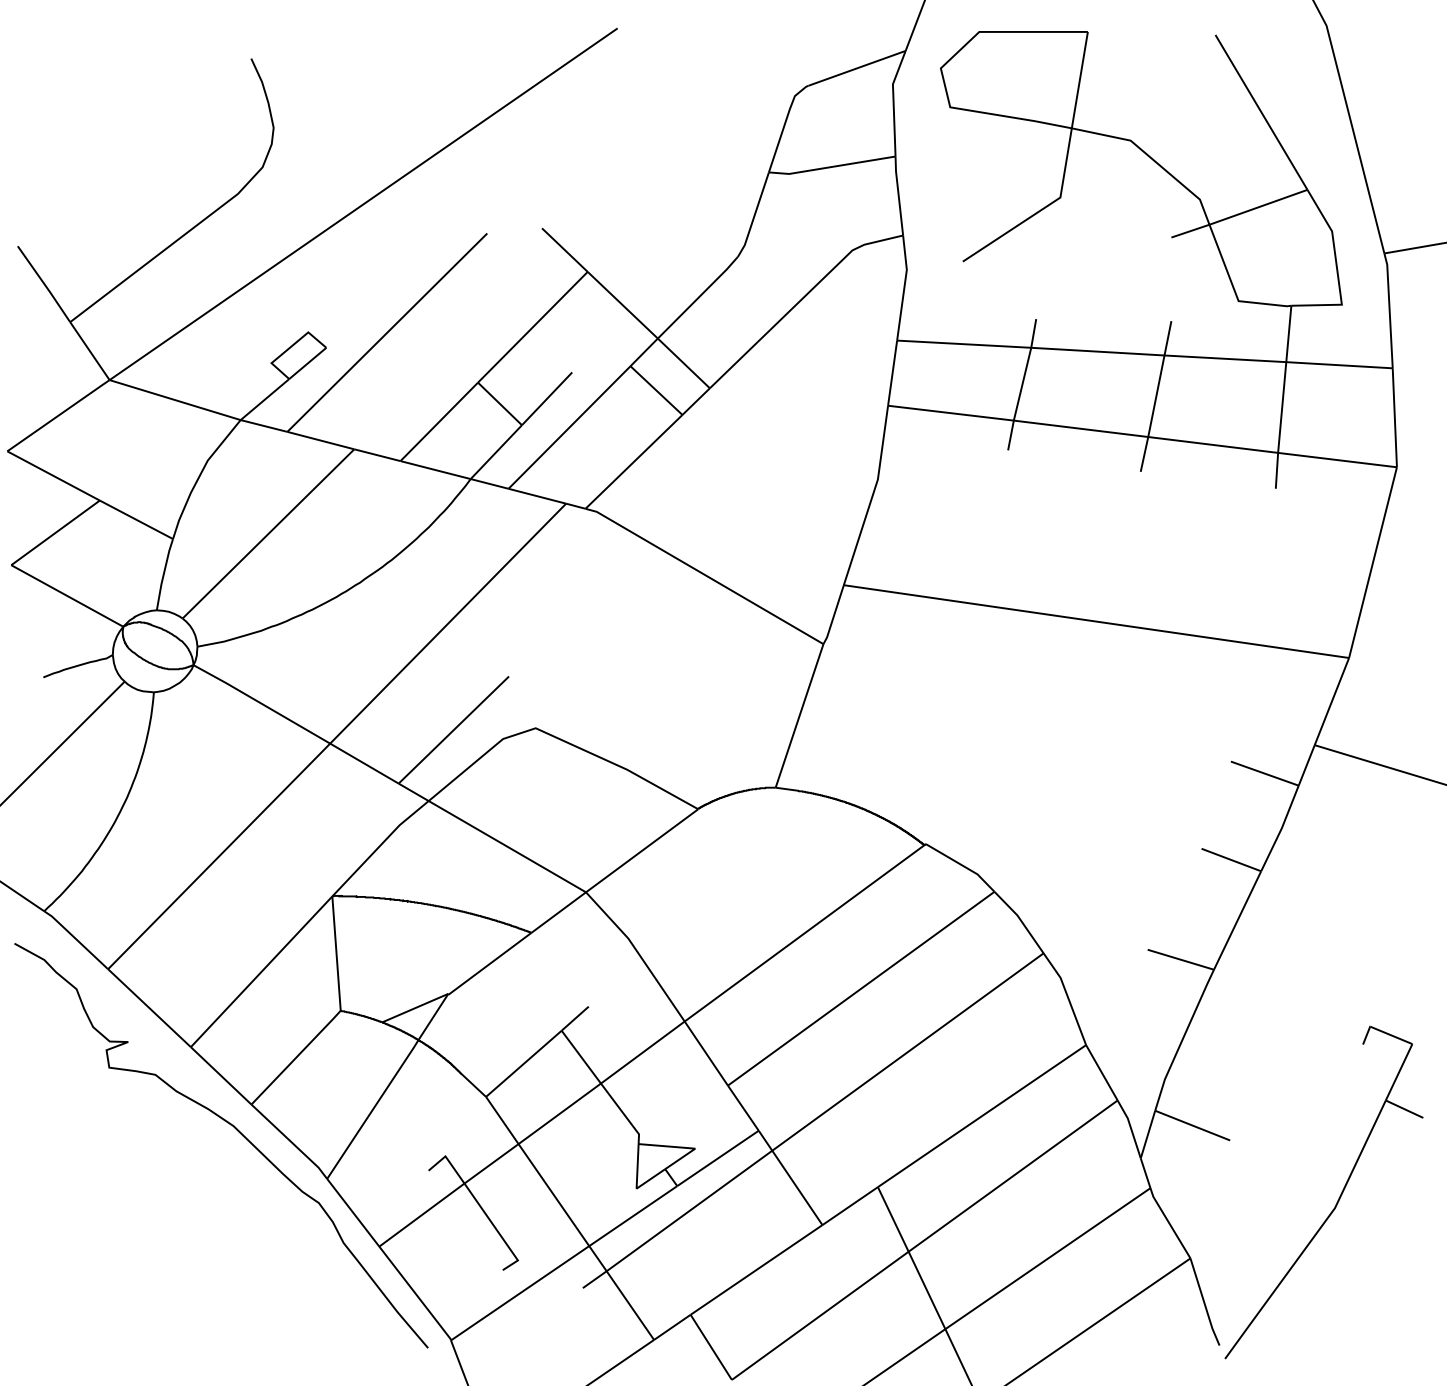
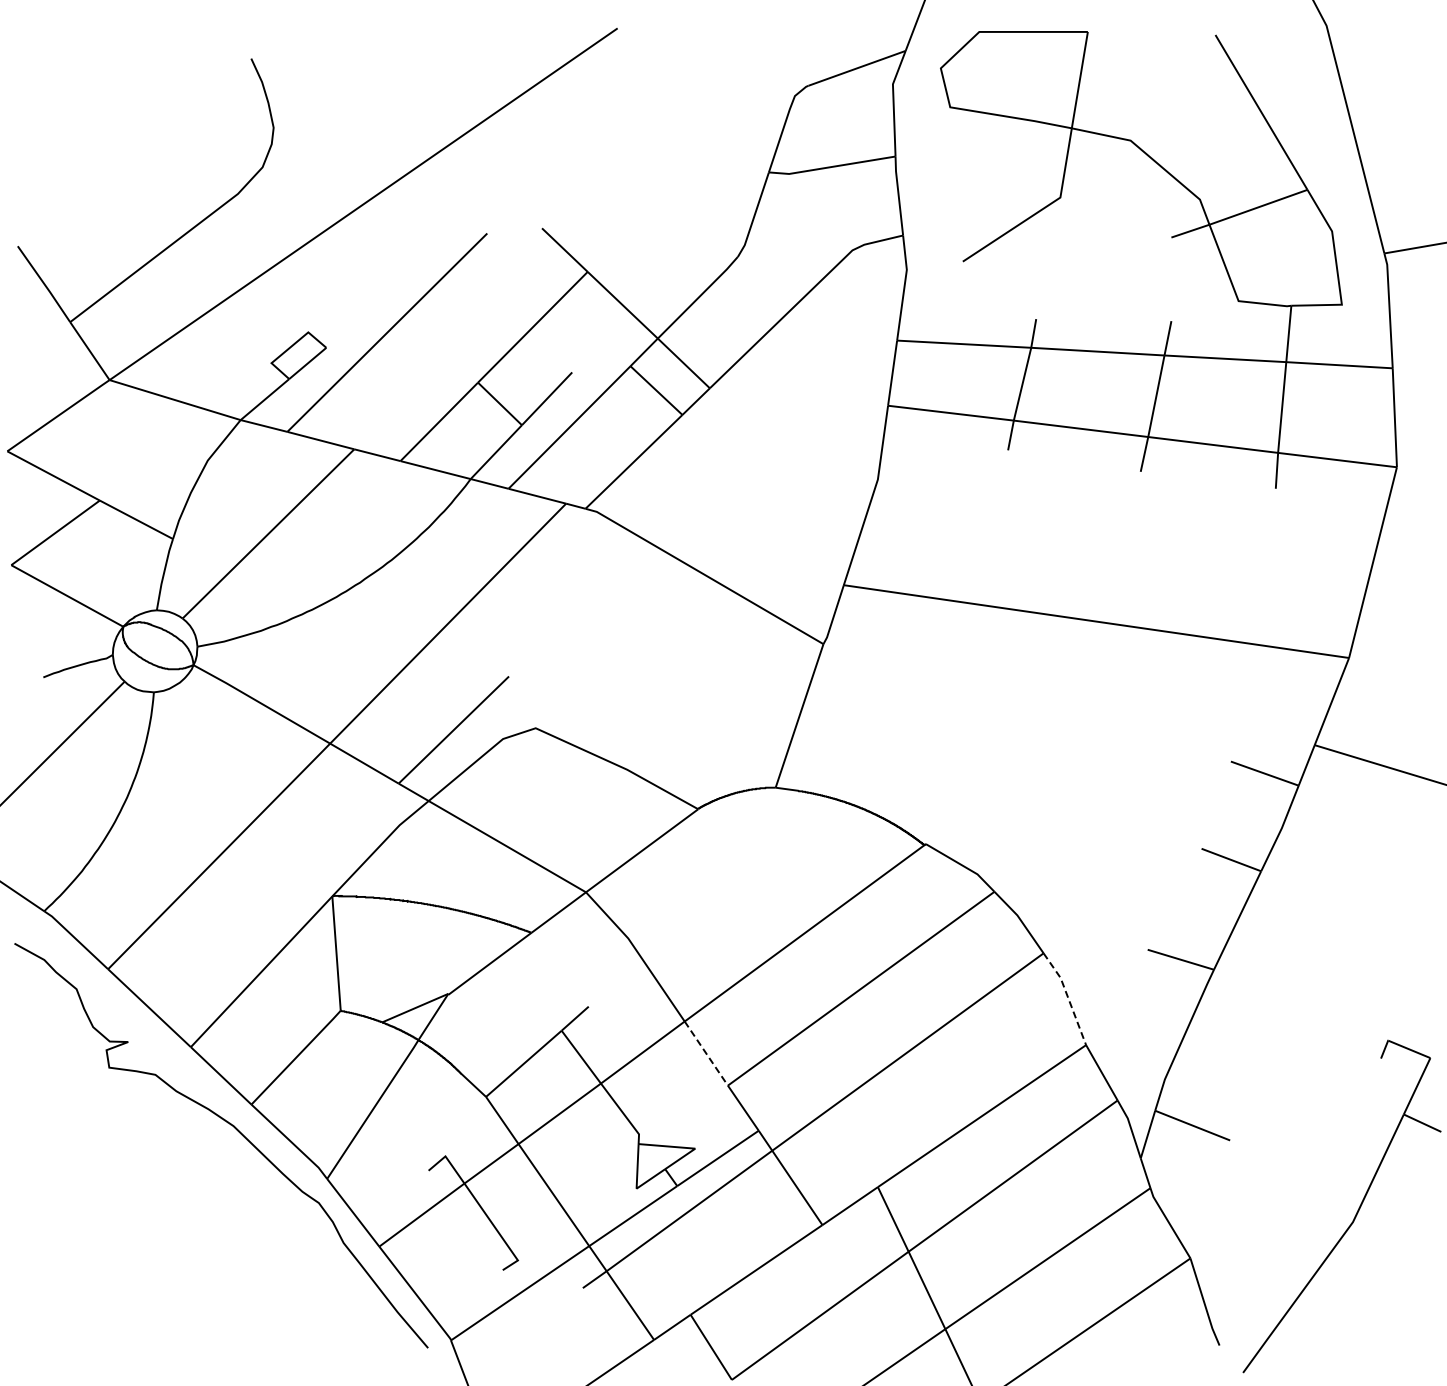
line: solid -> dashed (1068, 997)
line: solid -> dashed (706, 1053)
part position: (1337, 1200) -> (1355, 1214) (1355, 1214)
